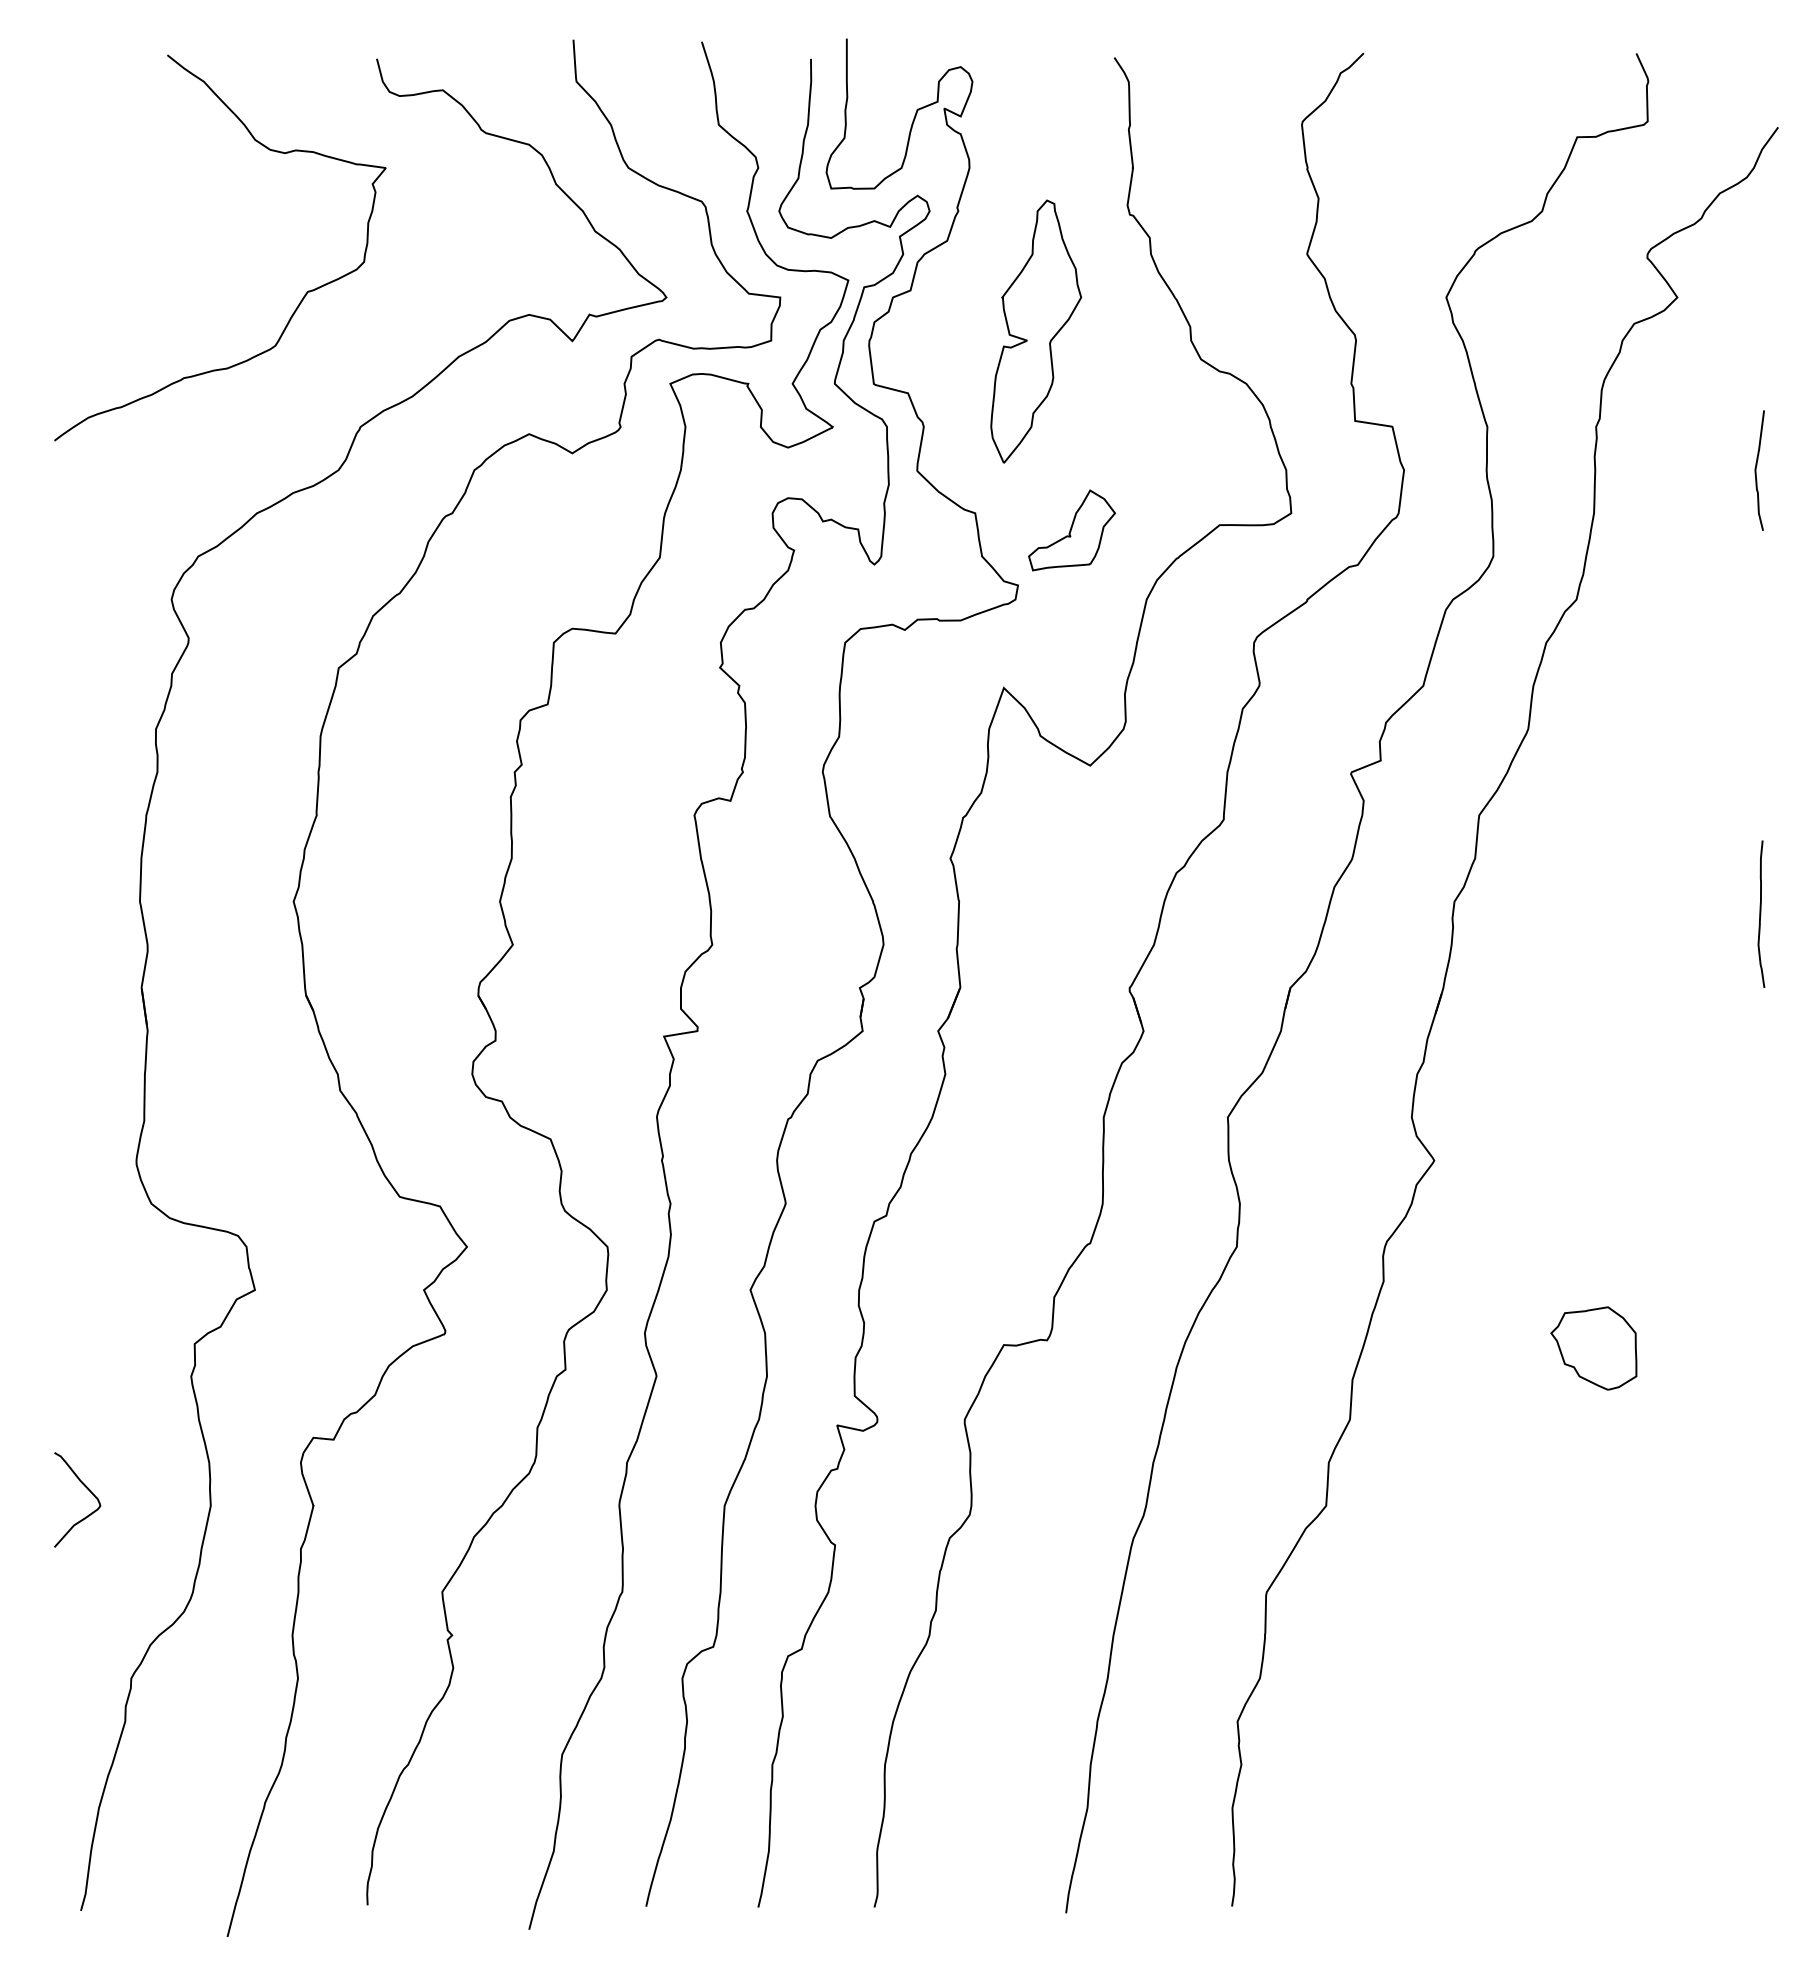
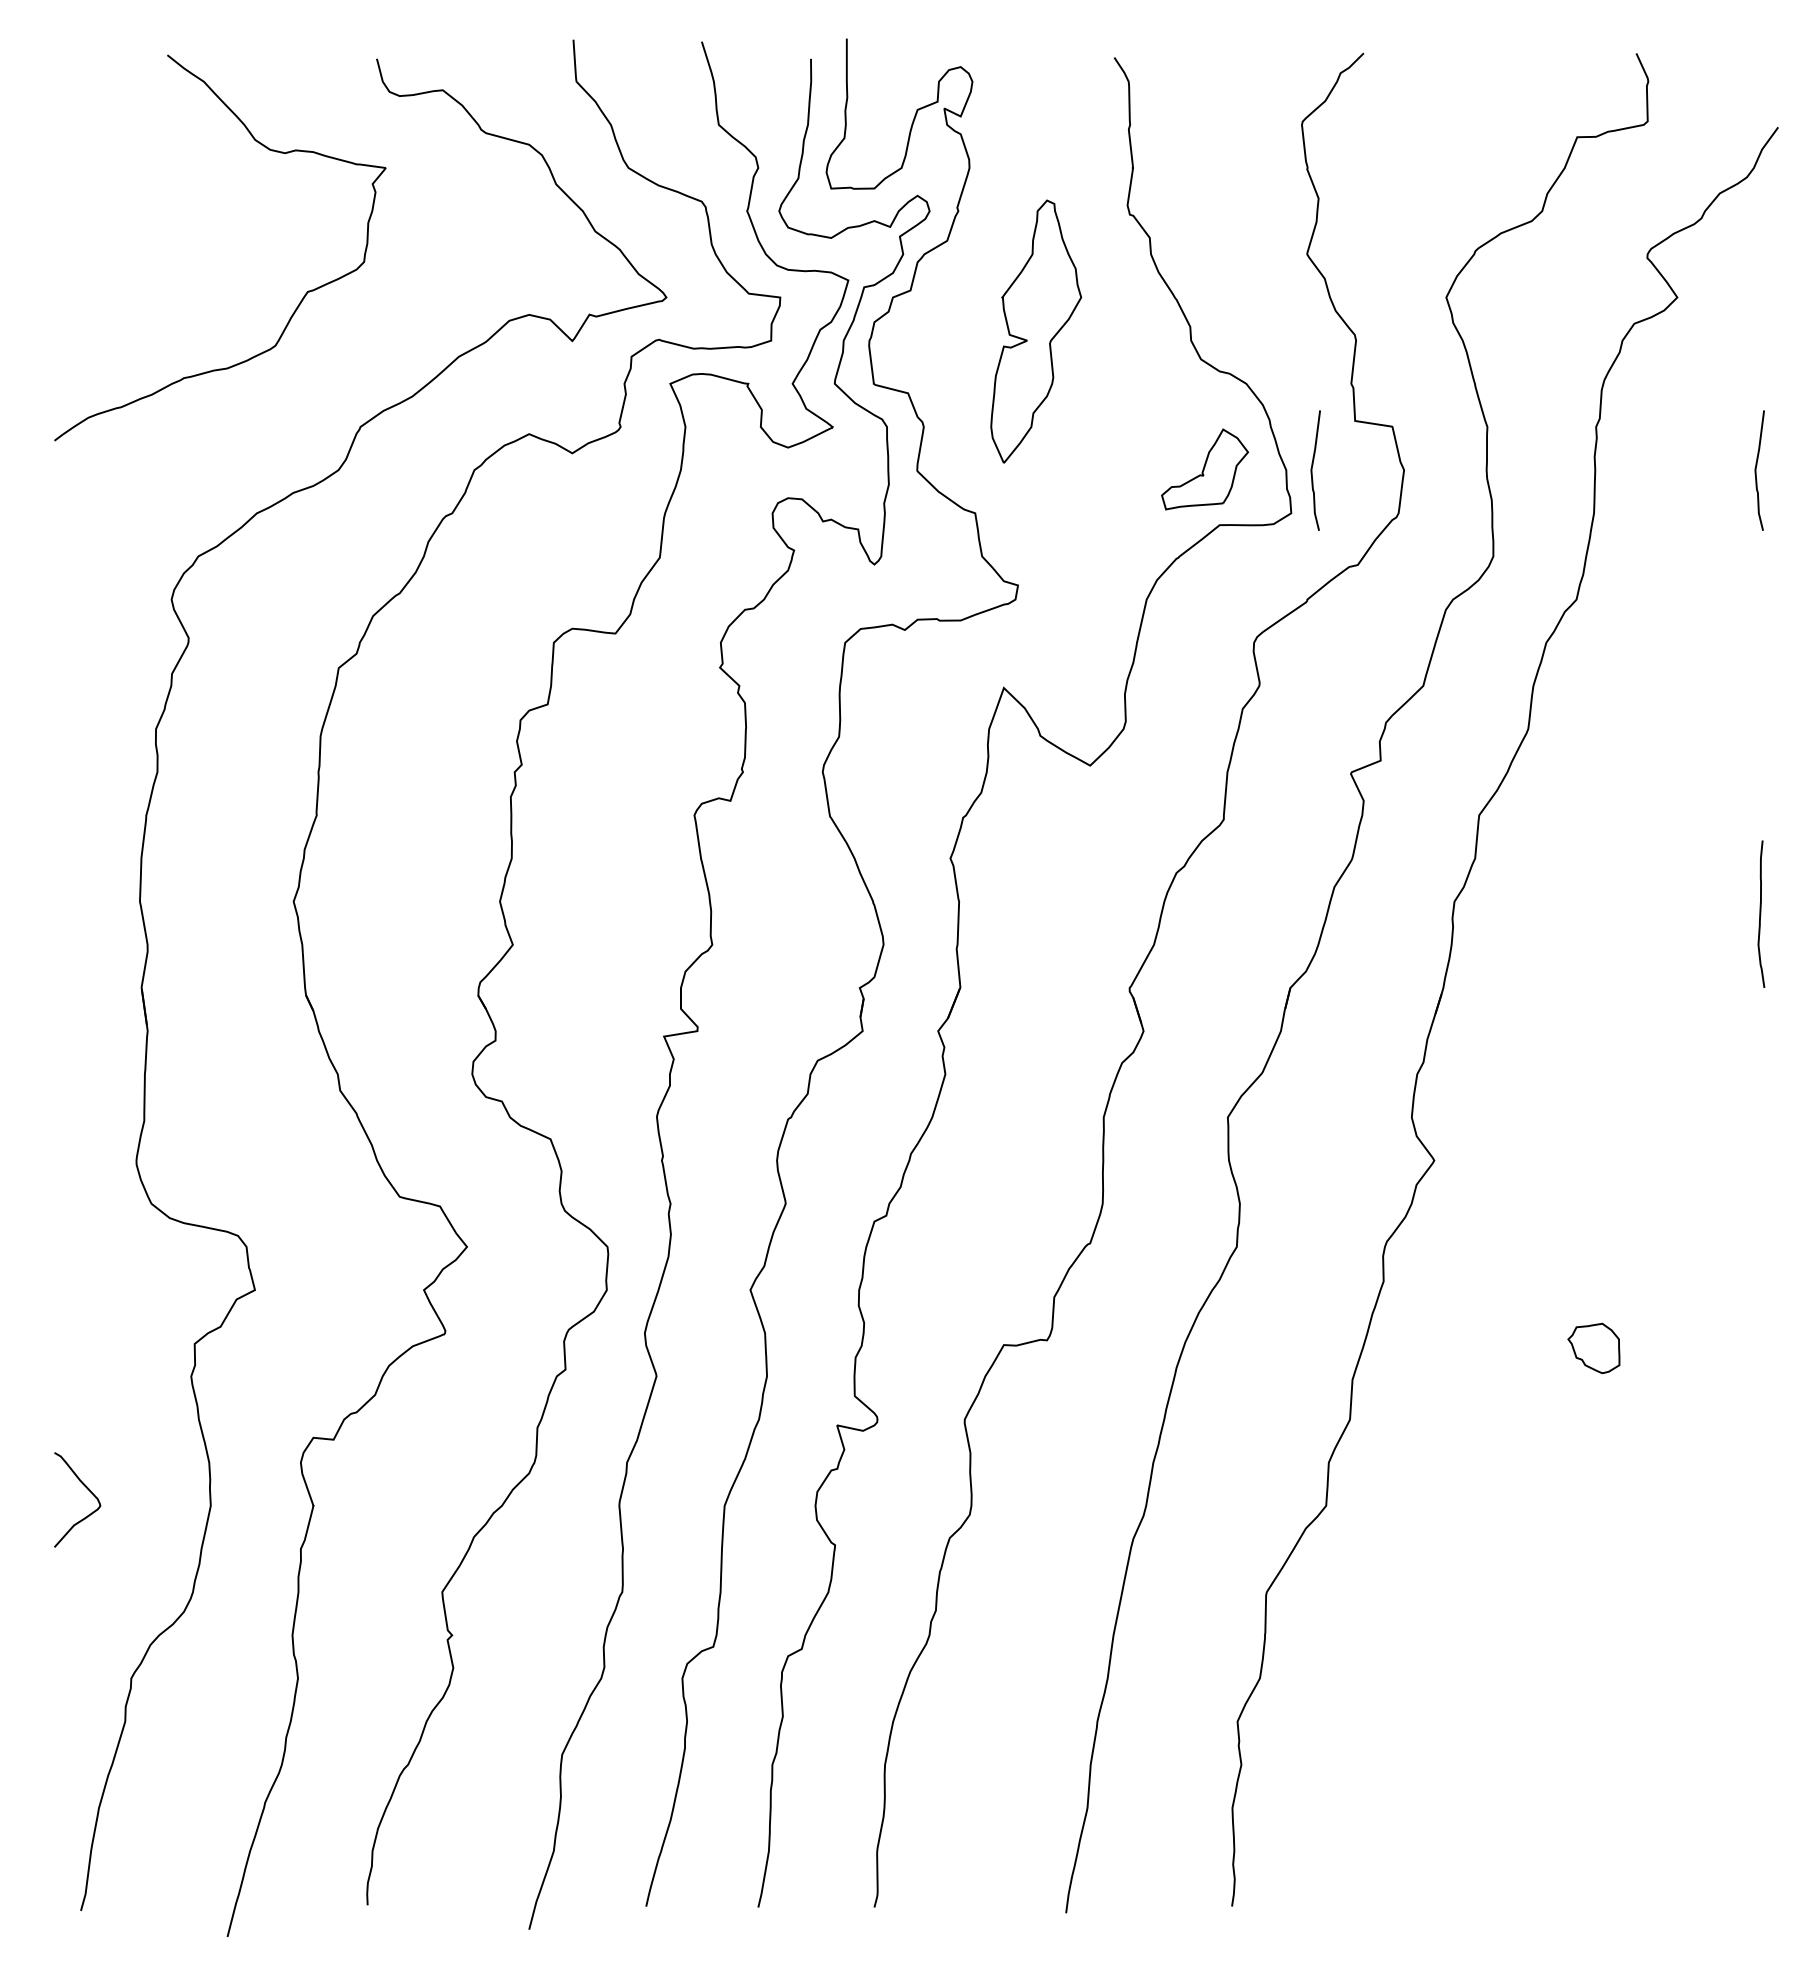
curve: none -> present (1312, 470)
part position: (1072, 530) -> (1205, 469) (1205, 469)
part size: 88x85 px -> 54x52 px (1593, 1347)
